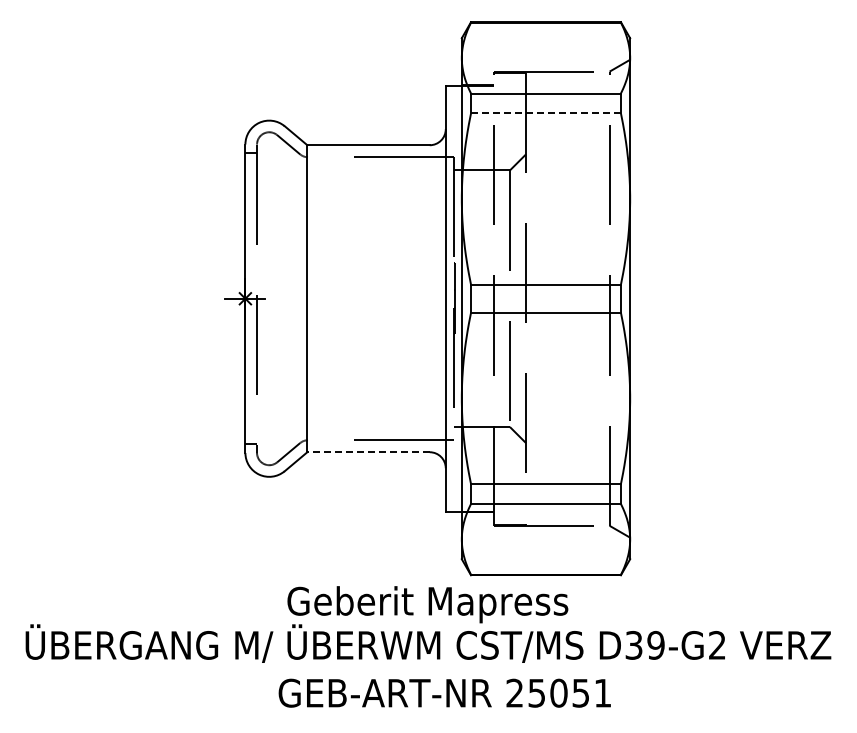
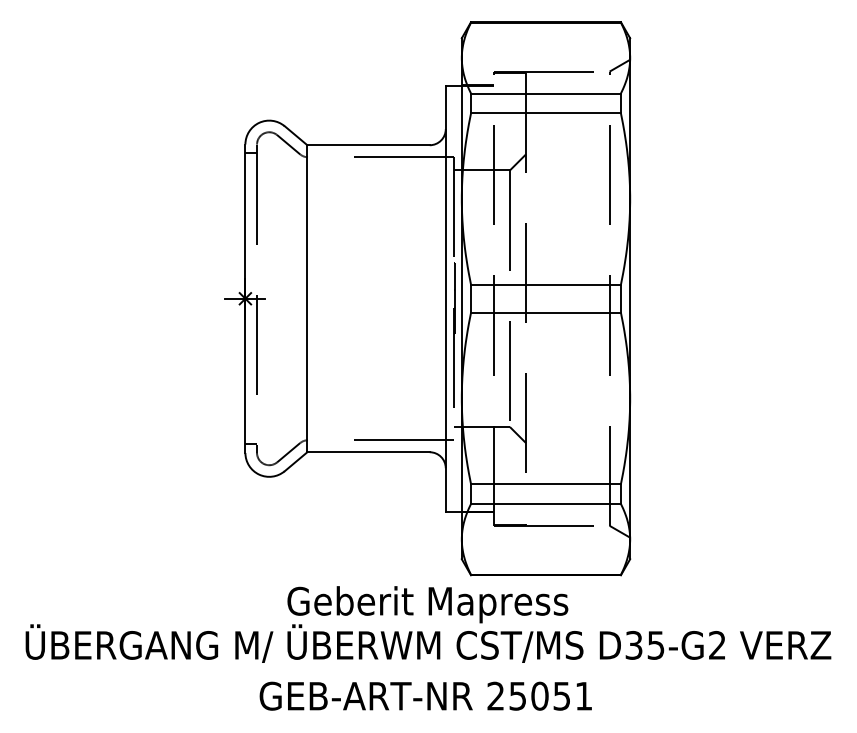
line: dashed -> solid (545, 113)
line: dashed -> solid (368, 452)
text: D39-G2 -> D35-G2 (655, 645)
text position: (444, 692) -> (425, 695) (425, 695)
